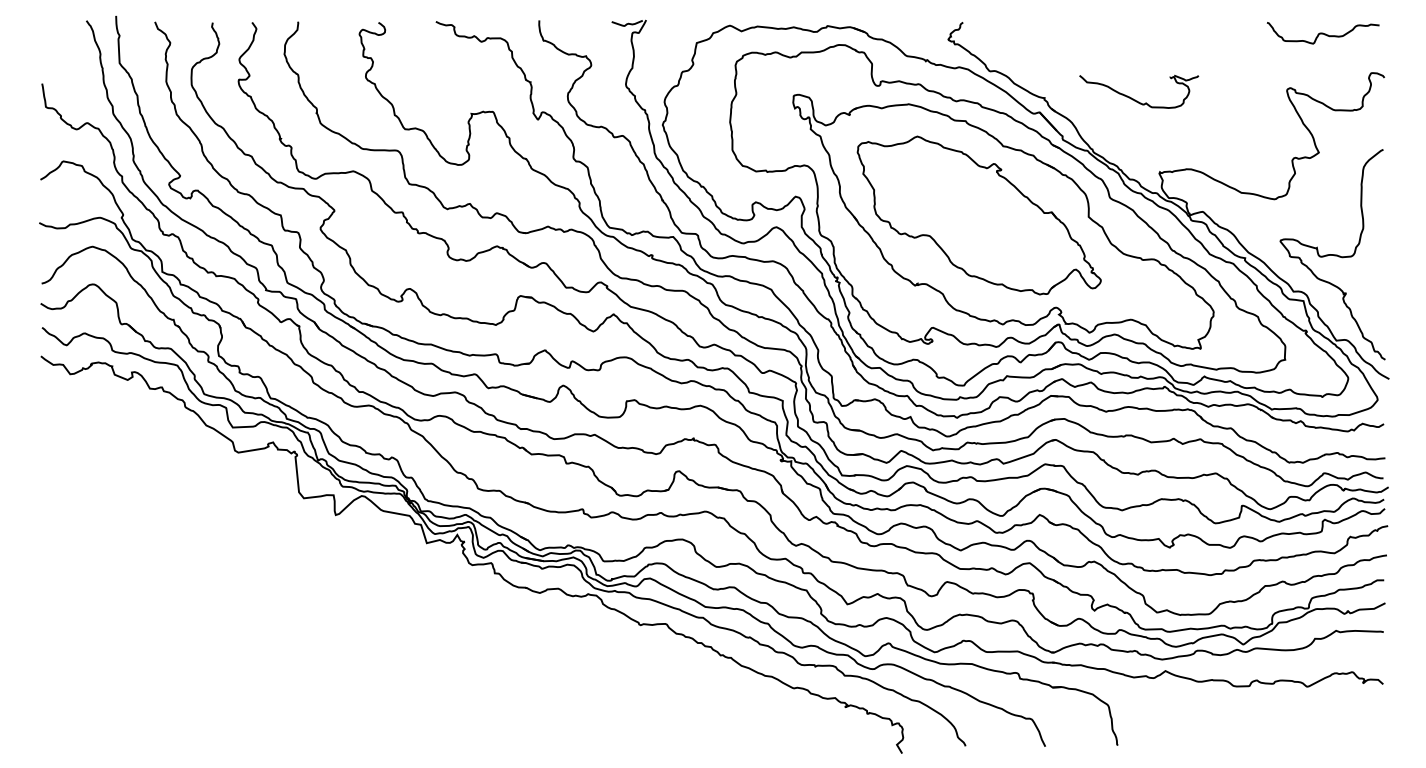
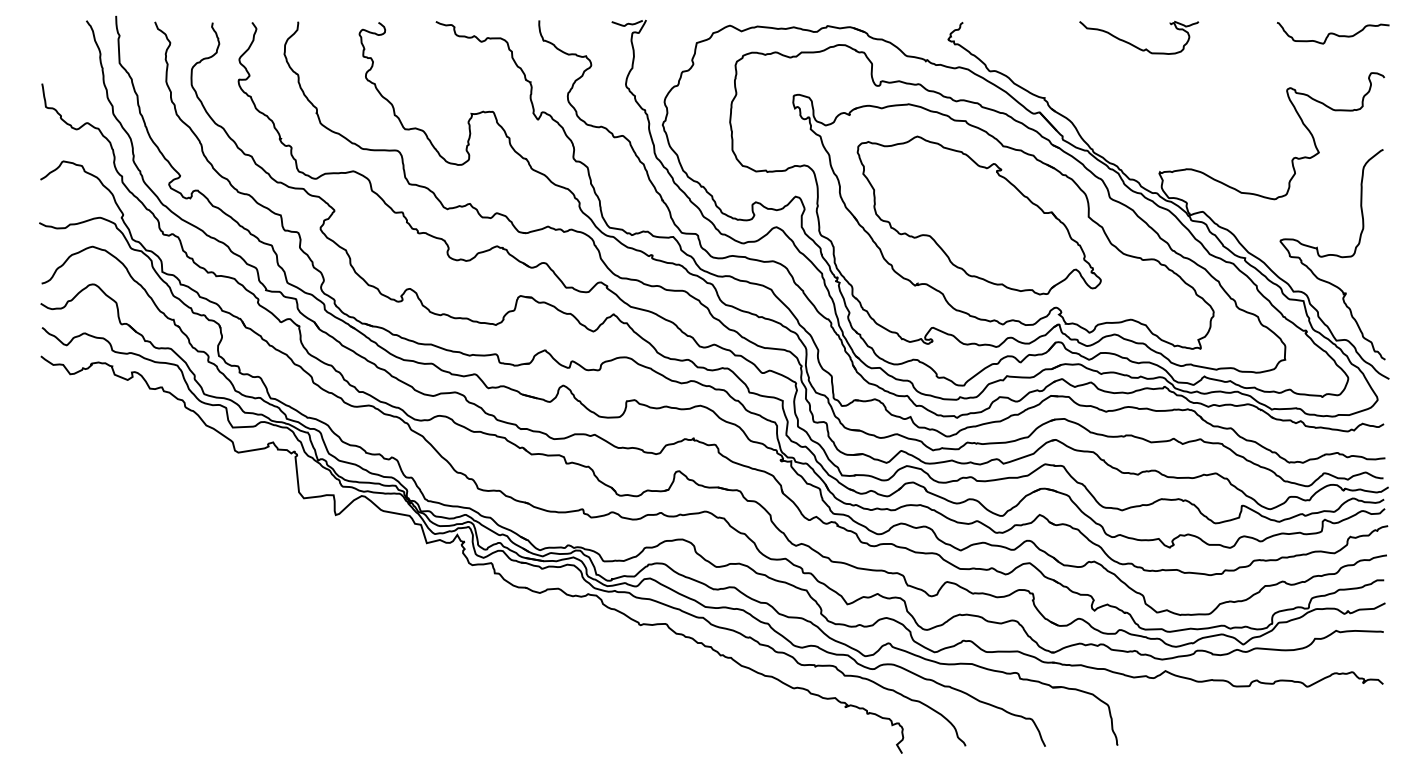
curve position: (1322, 33) -> (1332, 33) (1332, 33)
part position: (1135, 99) -> (1135, 45) (1135, 45)
